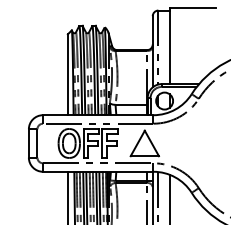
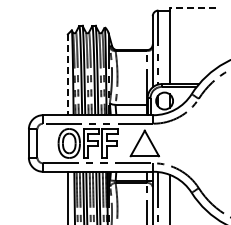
line: solid -> dashed (192, 7)
line: solid -> dashed (67, 75)
